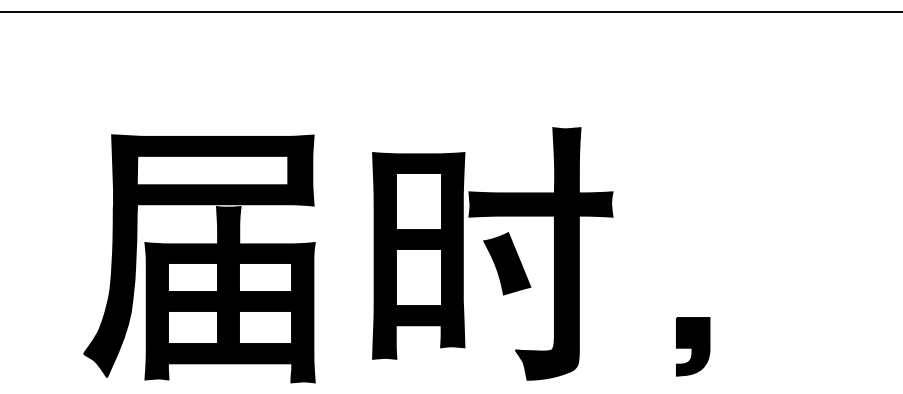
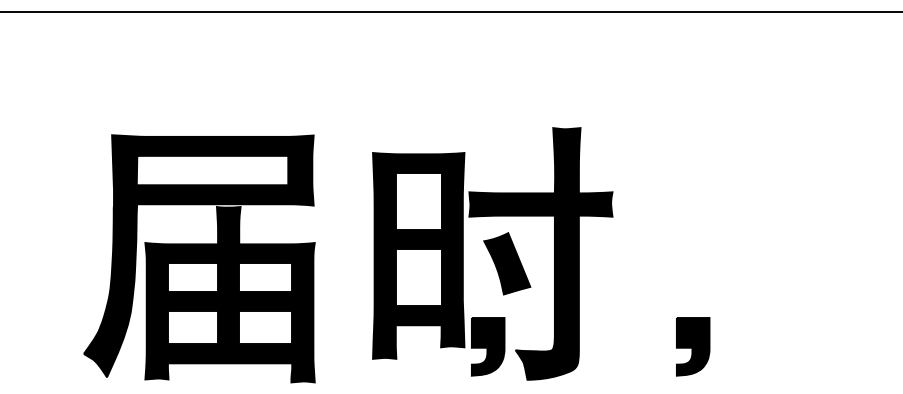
part: none -> present (488, 346)
